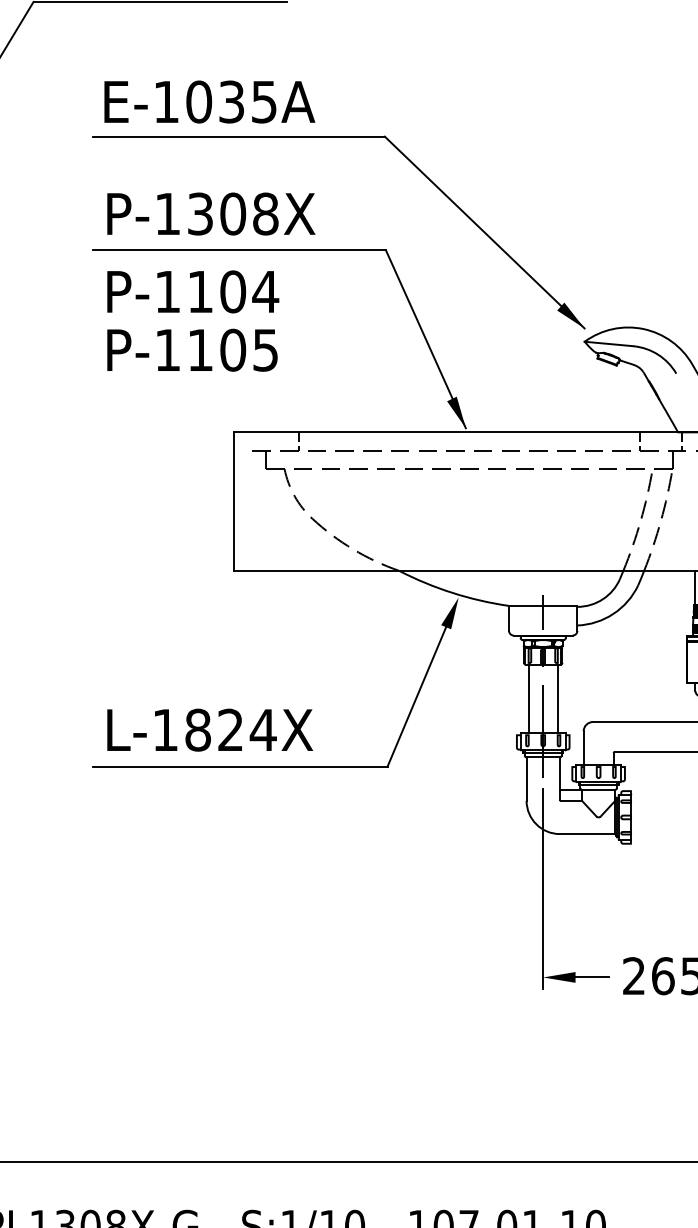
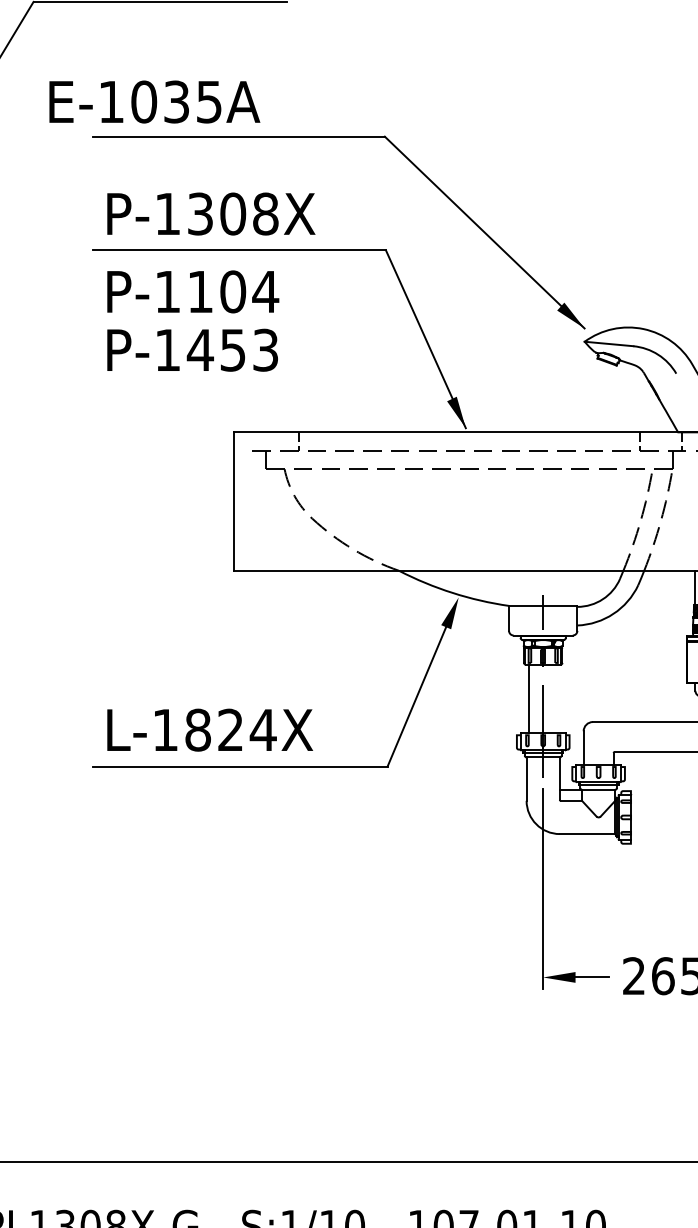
text position: (209, 101) -> (154, 101) (154, 101)
text: P-1105 -> P-1453 (231, 349)
line: present -> none (557, 698)
